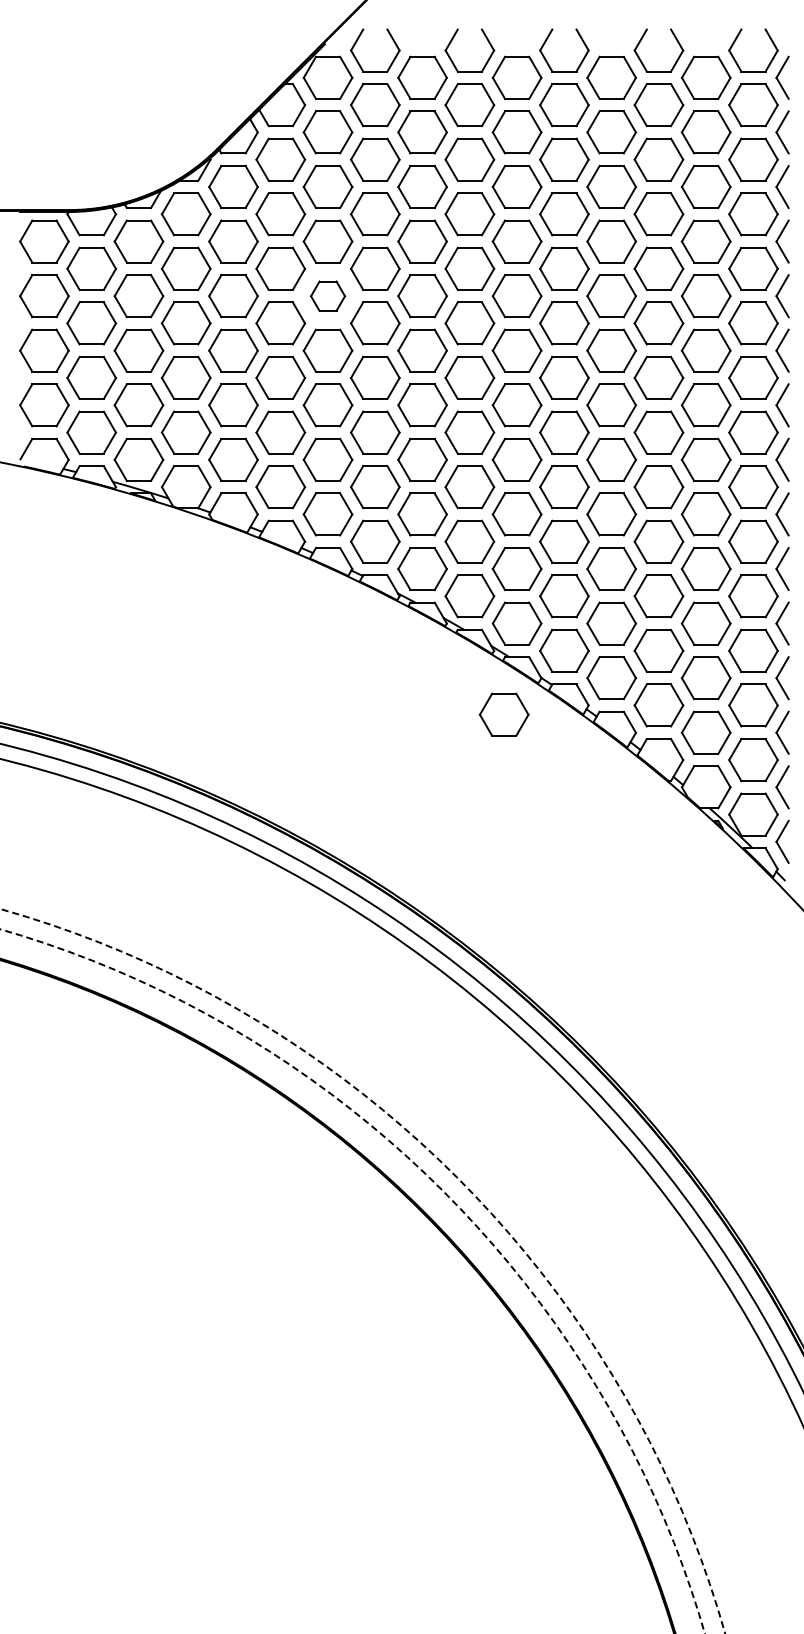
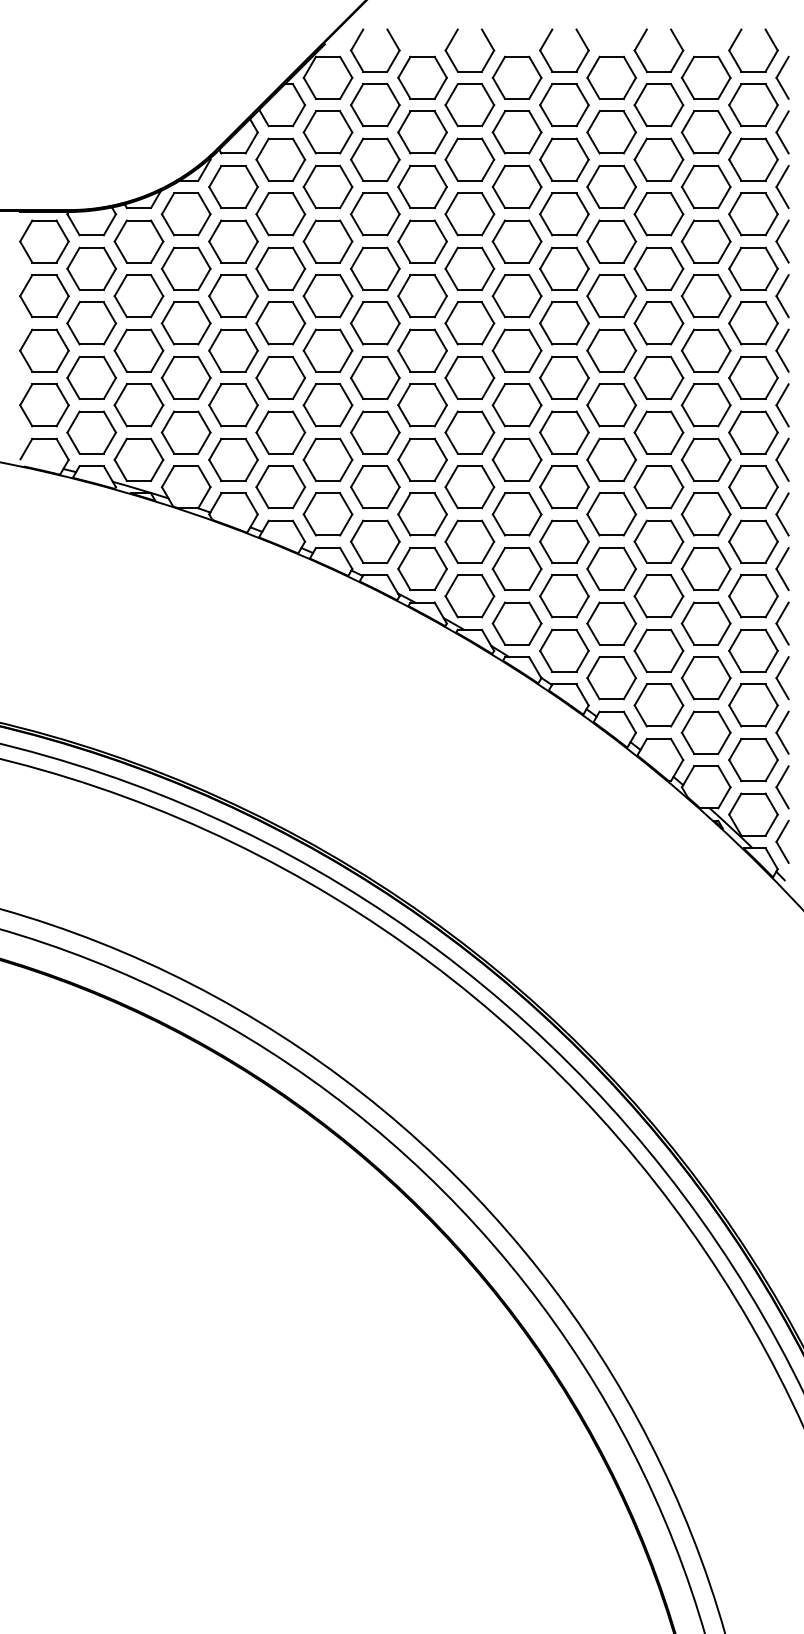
part size: 37x32 px -> 52x45 px (327, 296)
part: present -> none (503, 714)
circle: dashed -> solid (362, 1271)
circle: dashed -> solid (352, 1281)
